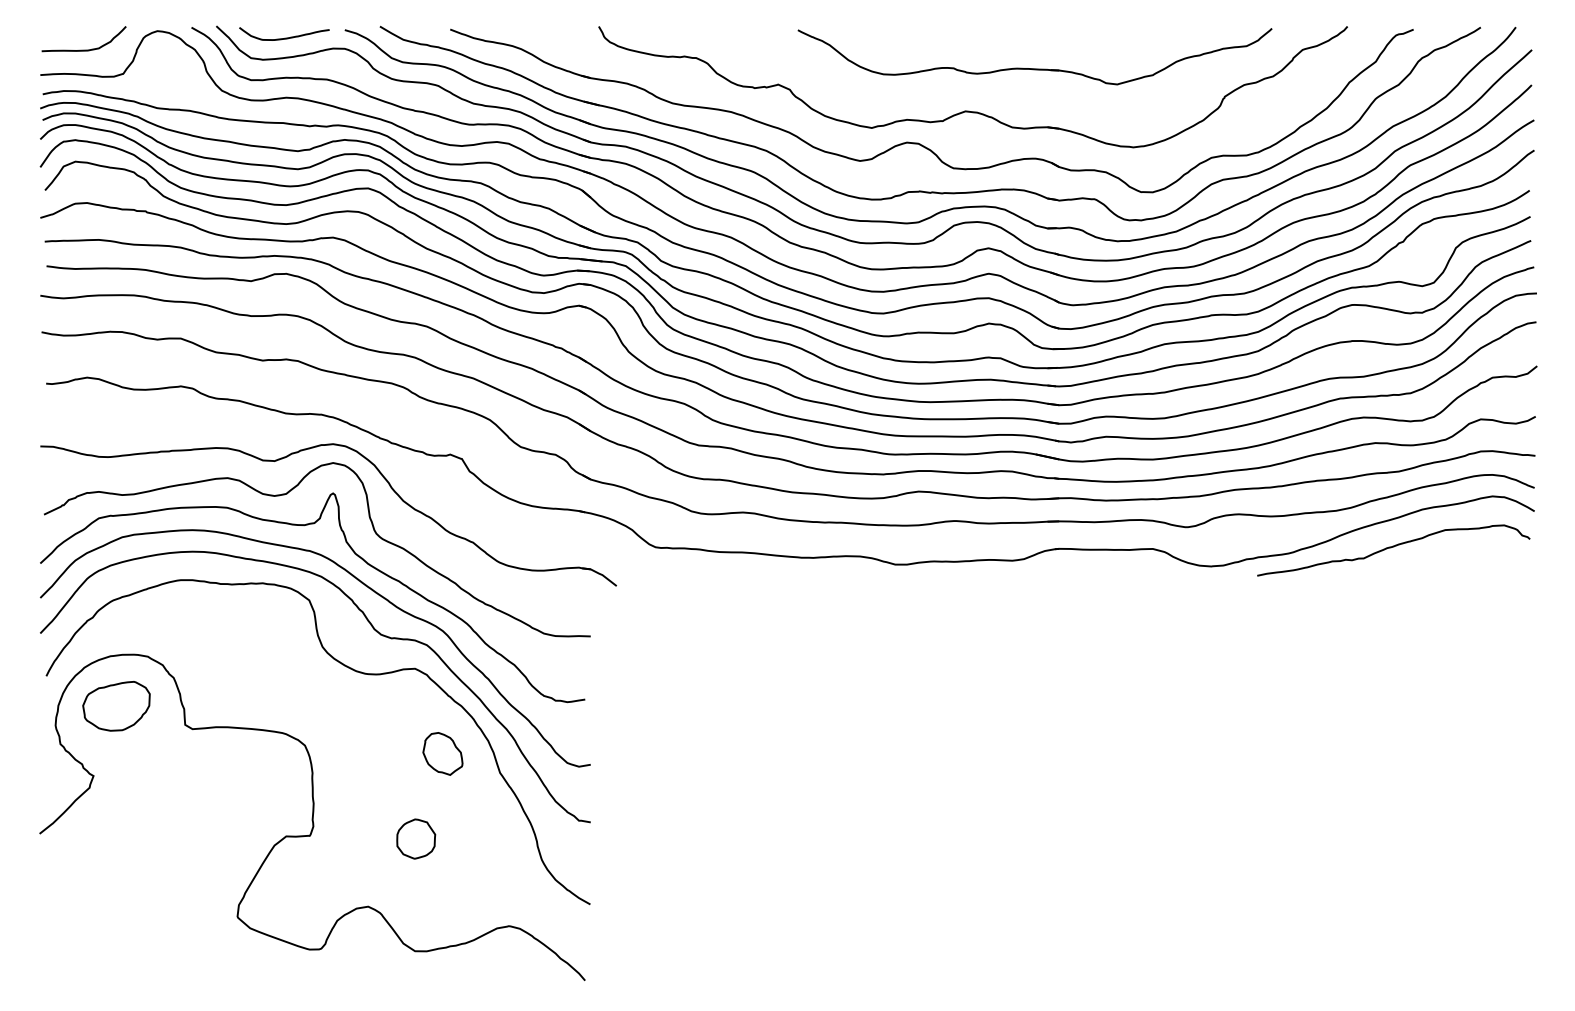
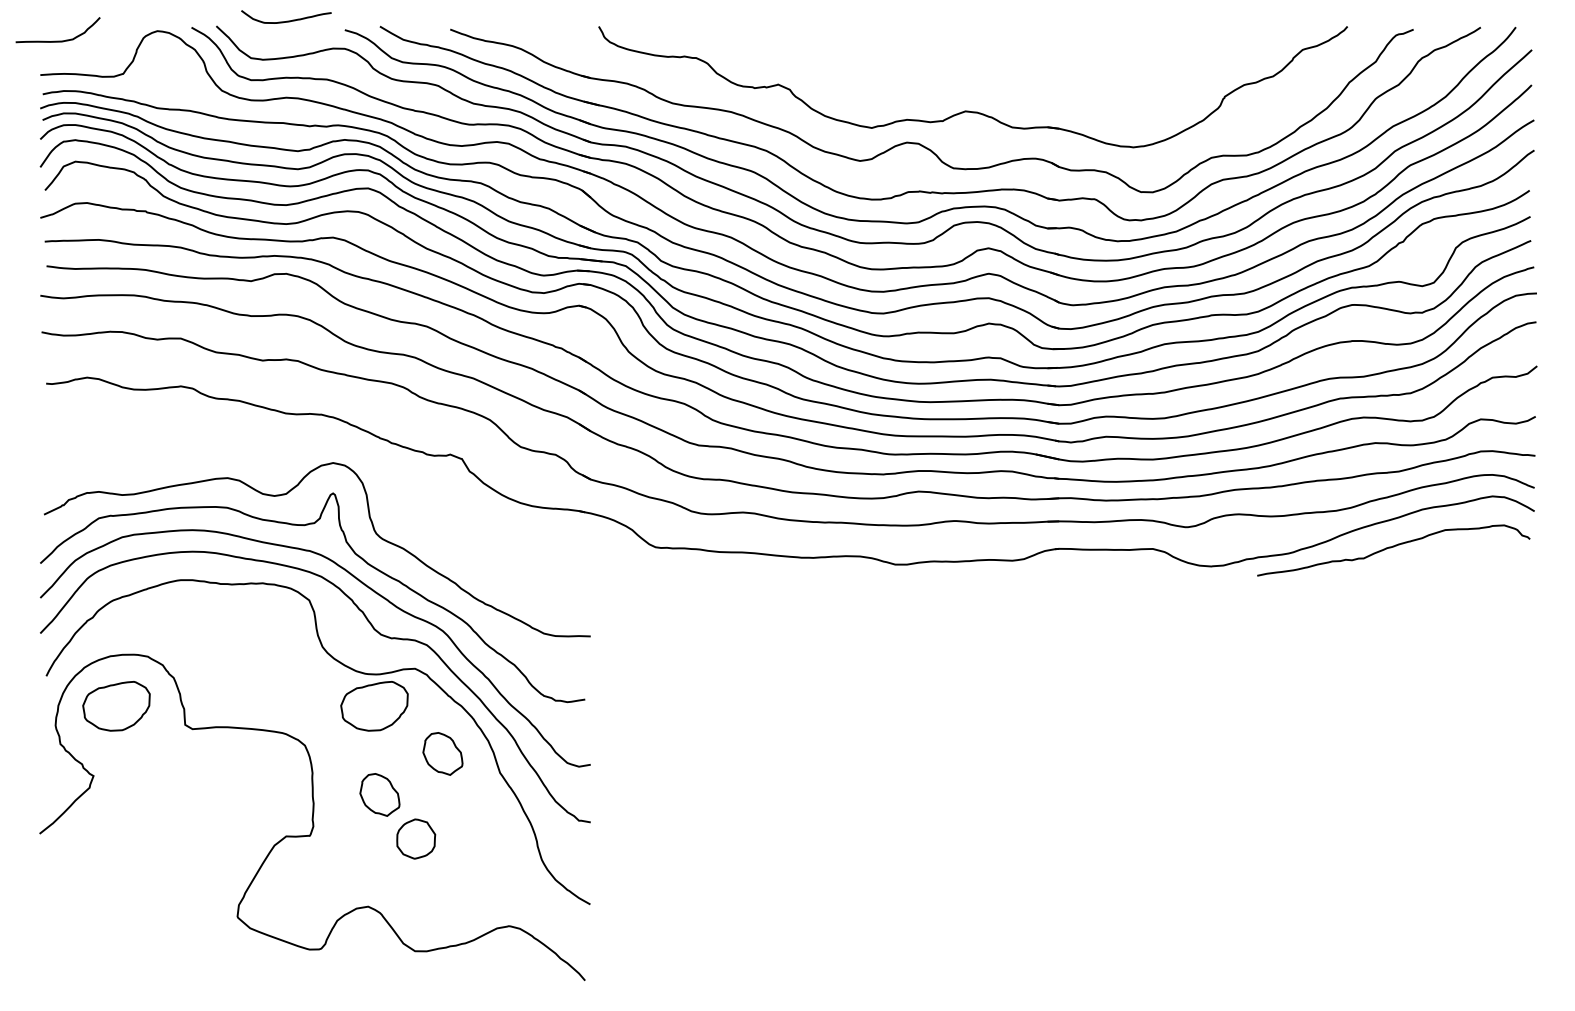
curve position: (284, 37) -> (286, 20) (286, 20)
curve position: (83, 49) -> (57, 40) (57, 40)
part: present -> none (1034, 68)
part: present -> none (378, 472)
part: none -> present (374, 706)
part: none -> present (379, 794)
